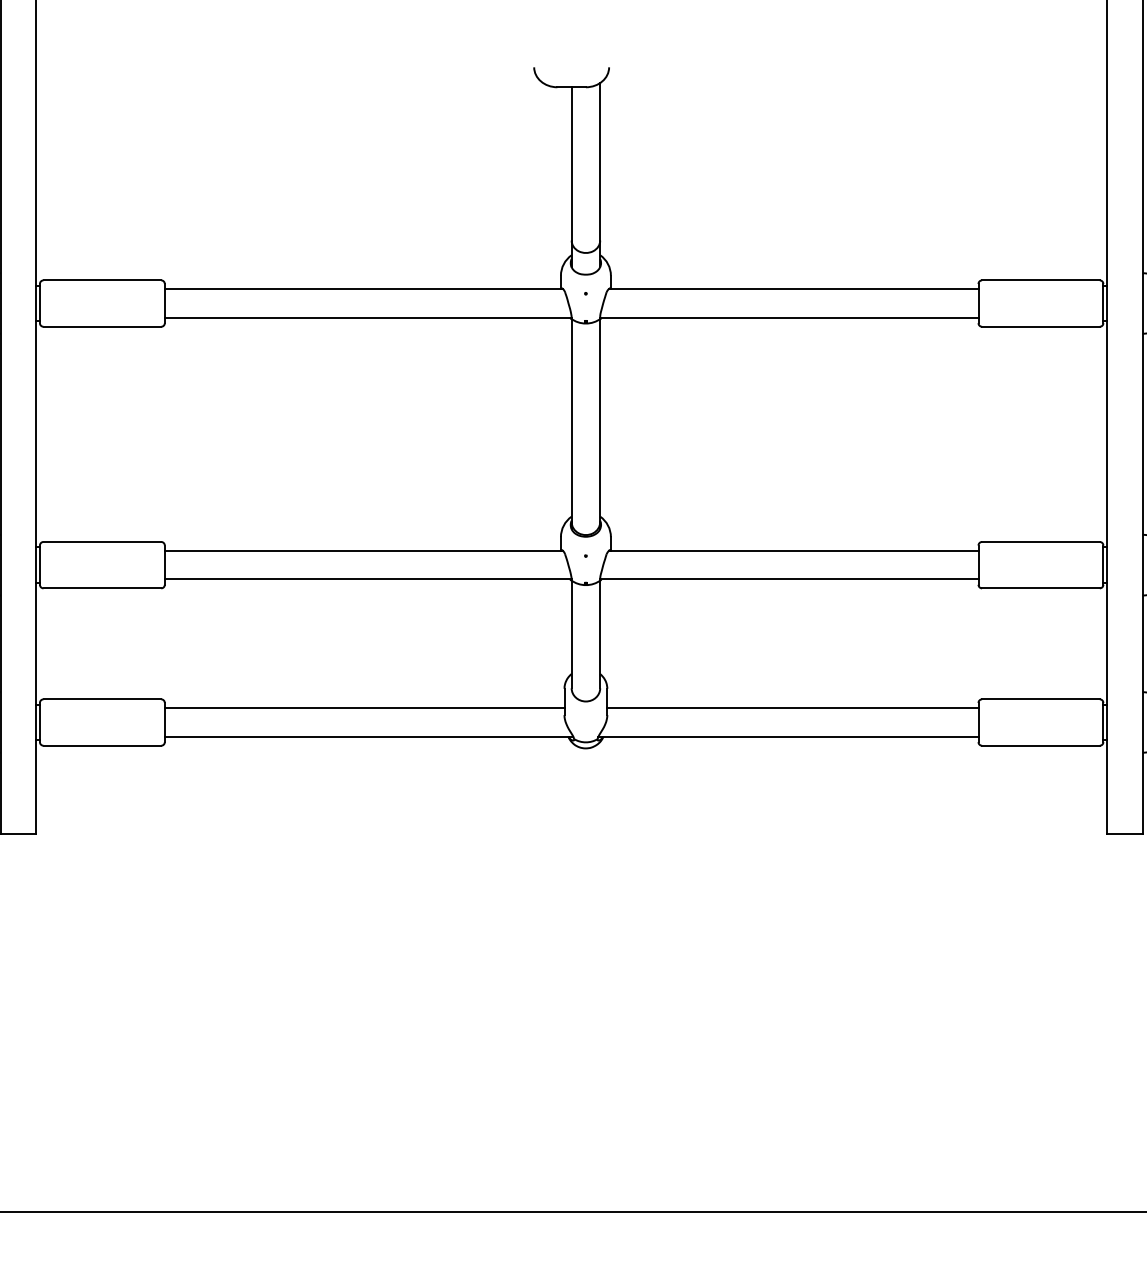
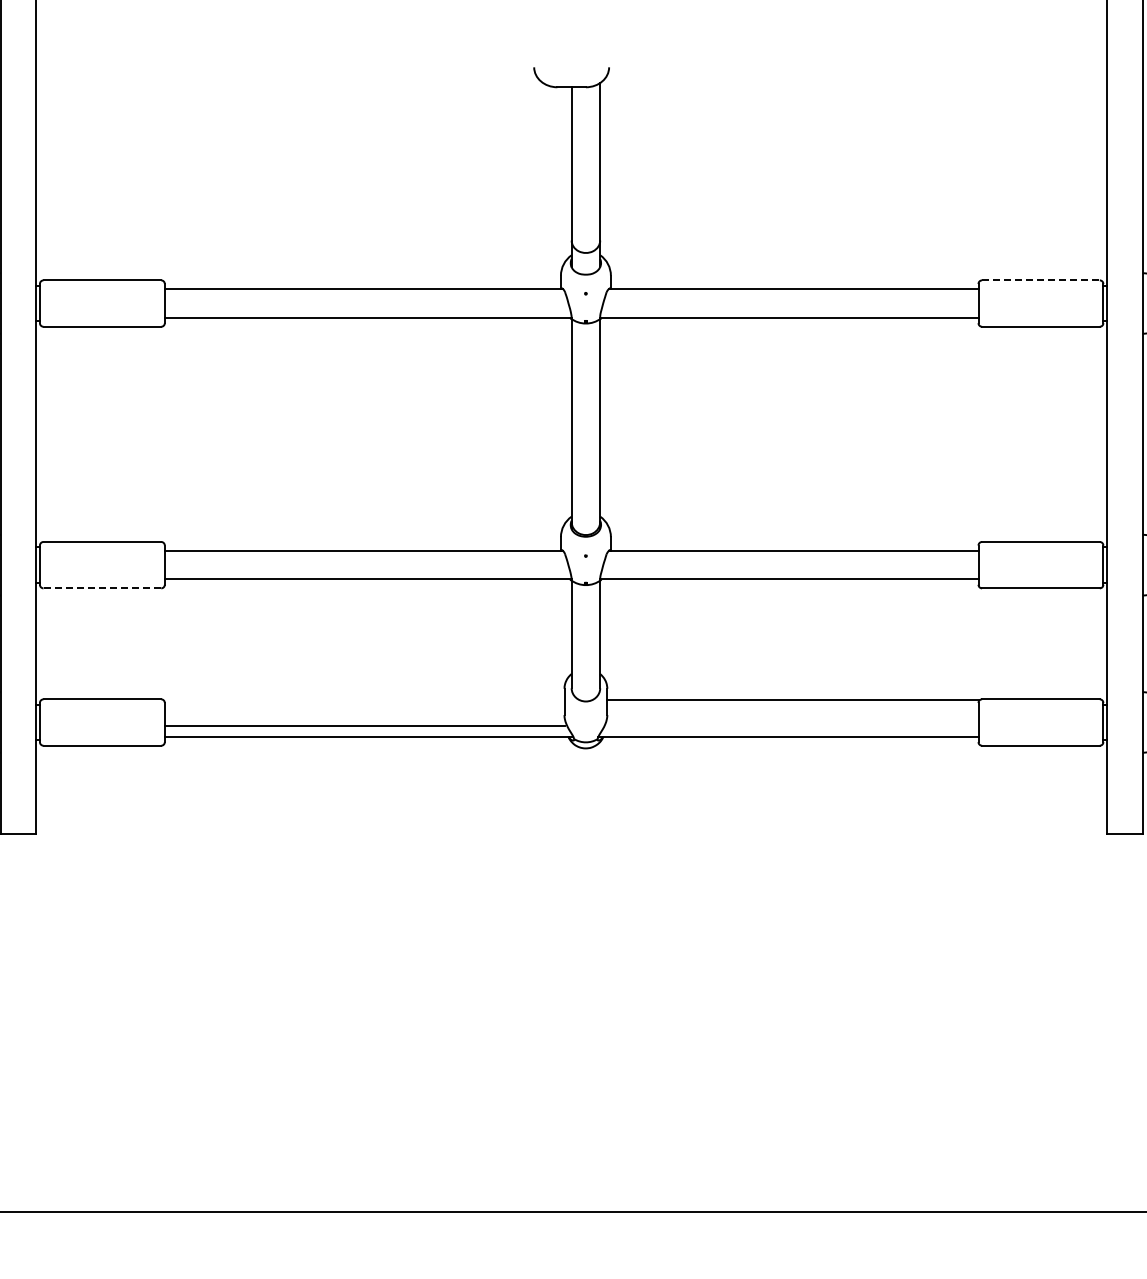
line: solid -> dashed (1040, 280)
line: solid -> dashed (102, 588)
line position: (364, 708) -> (364, 726) (364, 726)
line position: (792, 708) -> (792, 700) (792, 700)
